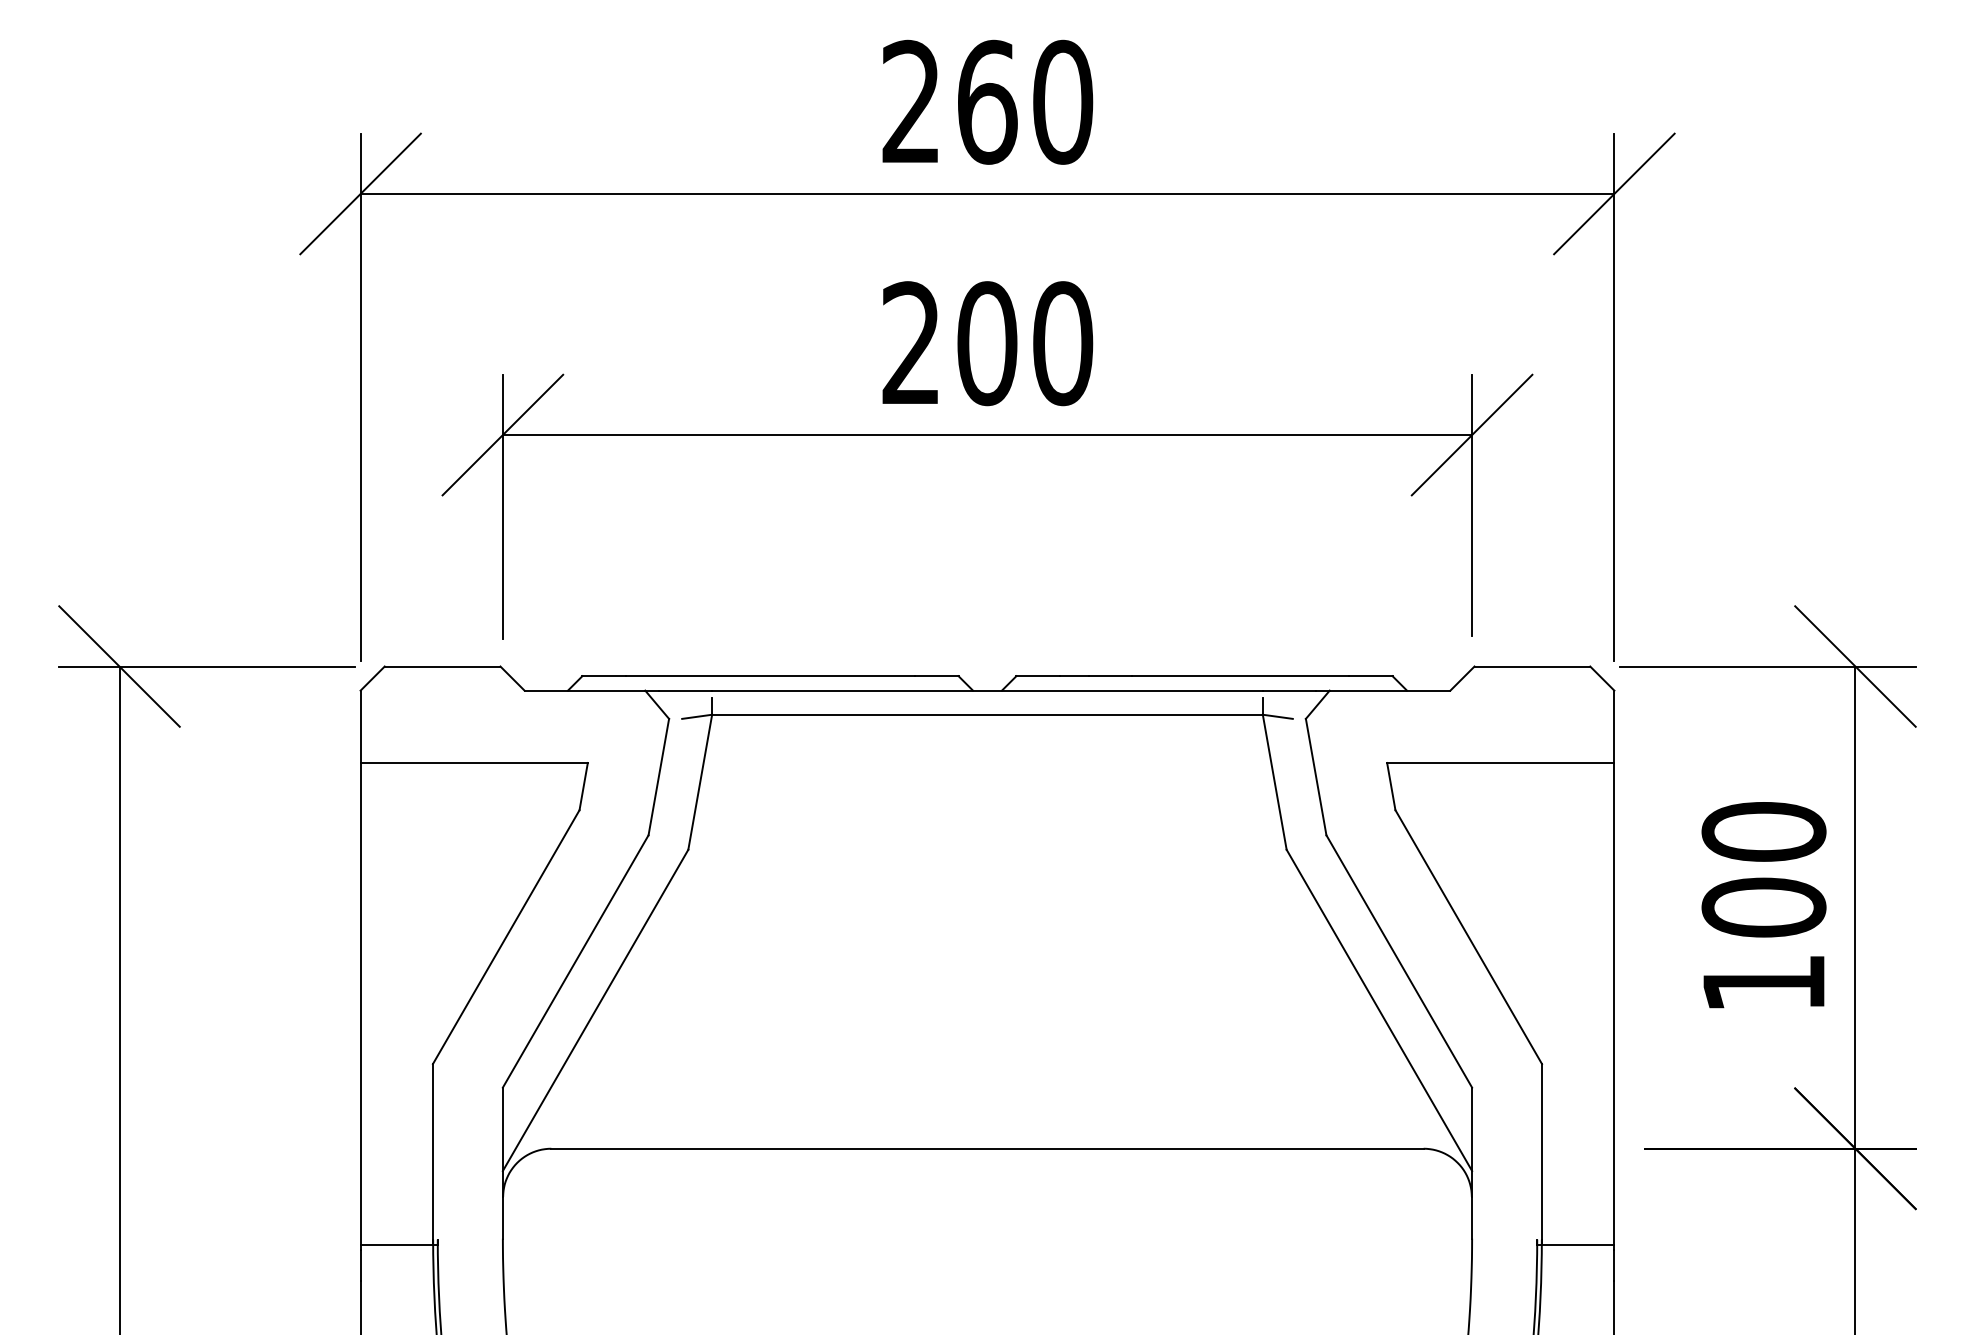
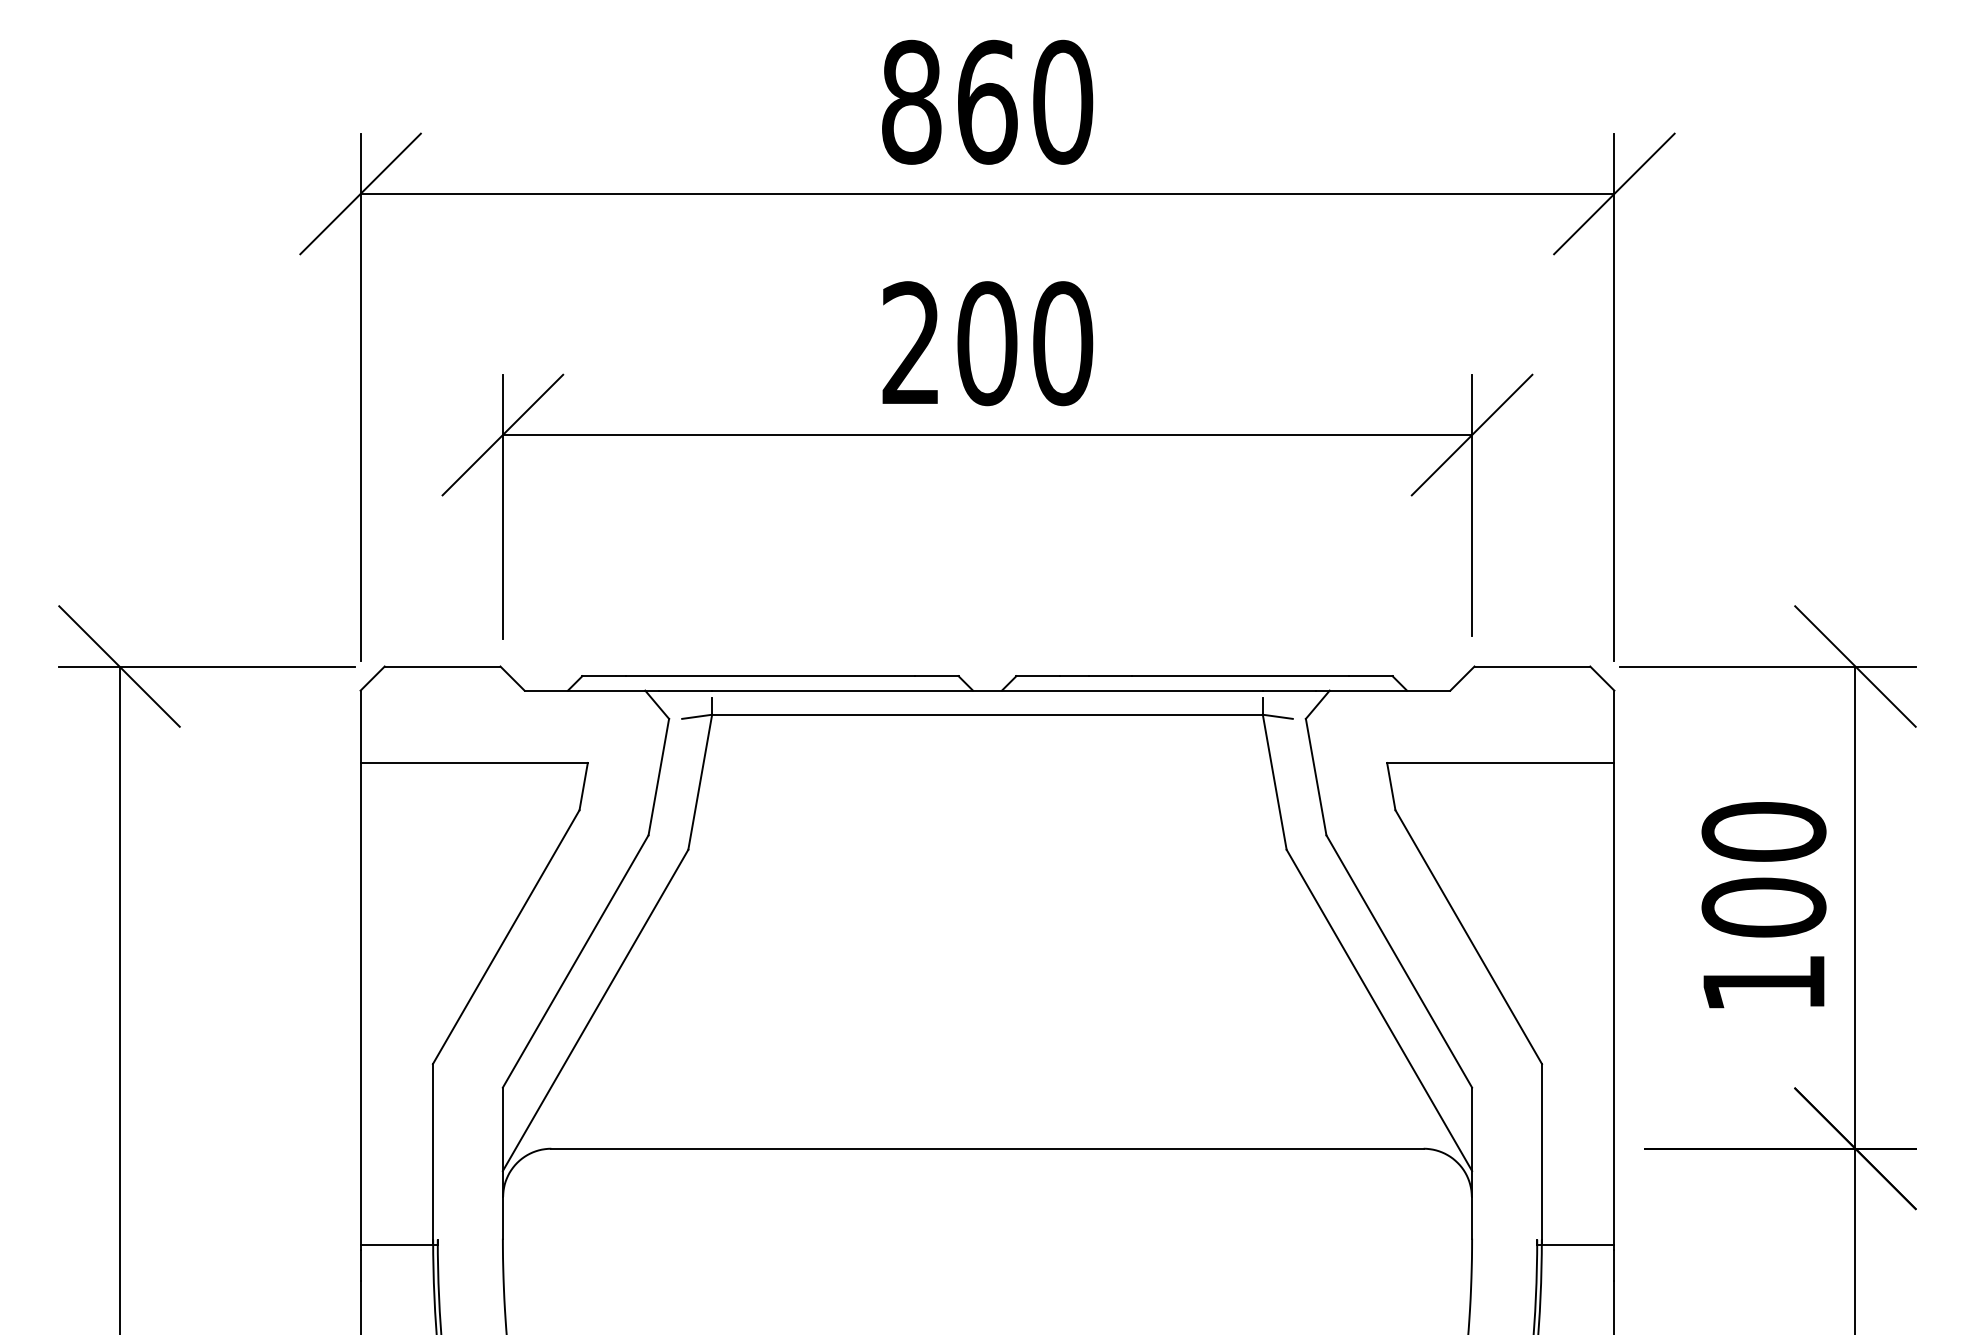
text: 260 -> 860 (911, 101)
